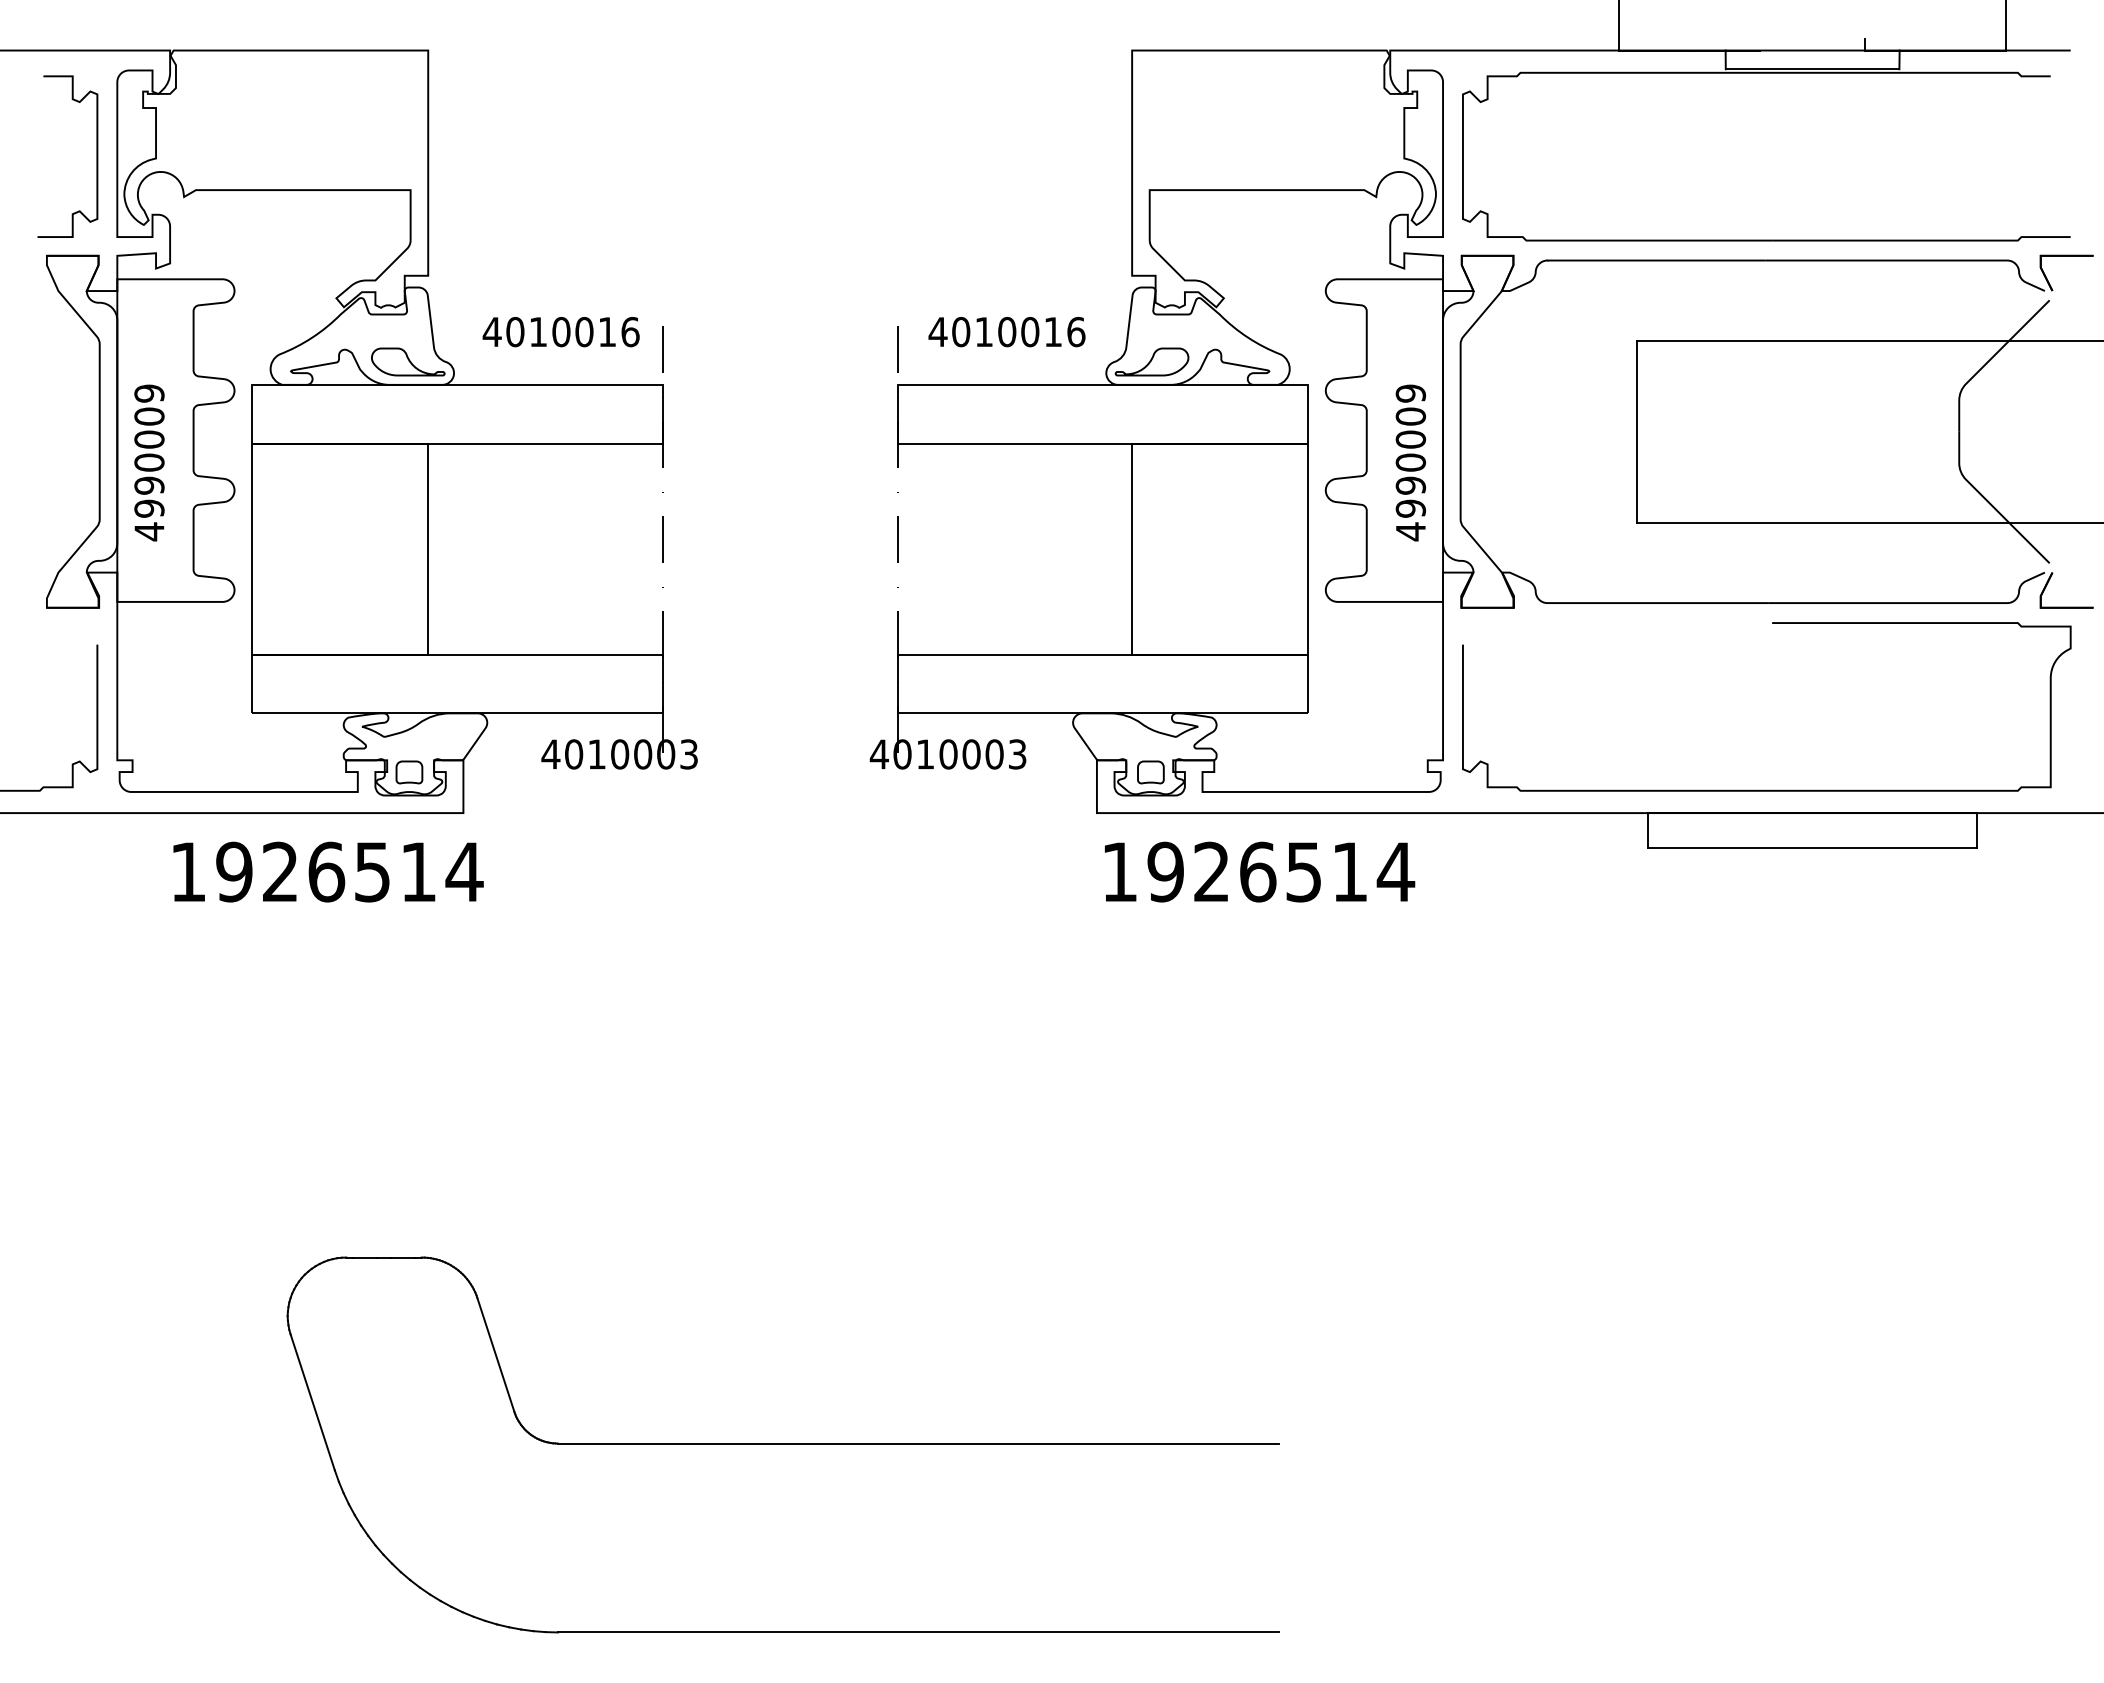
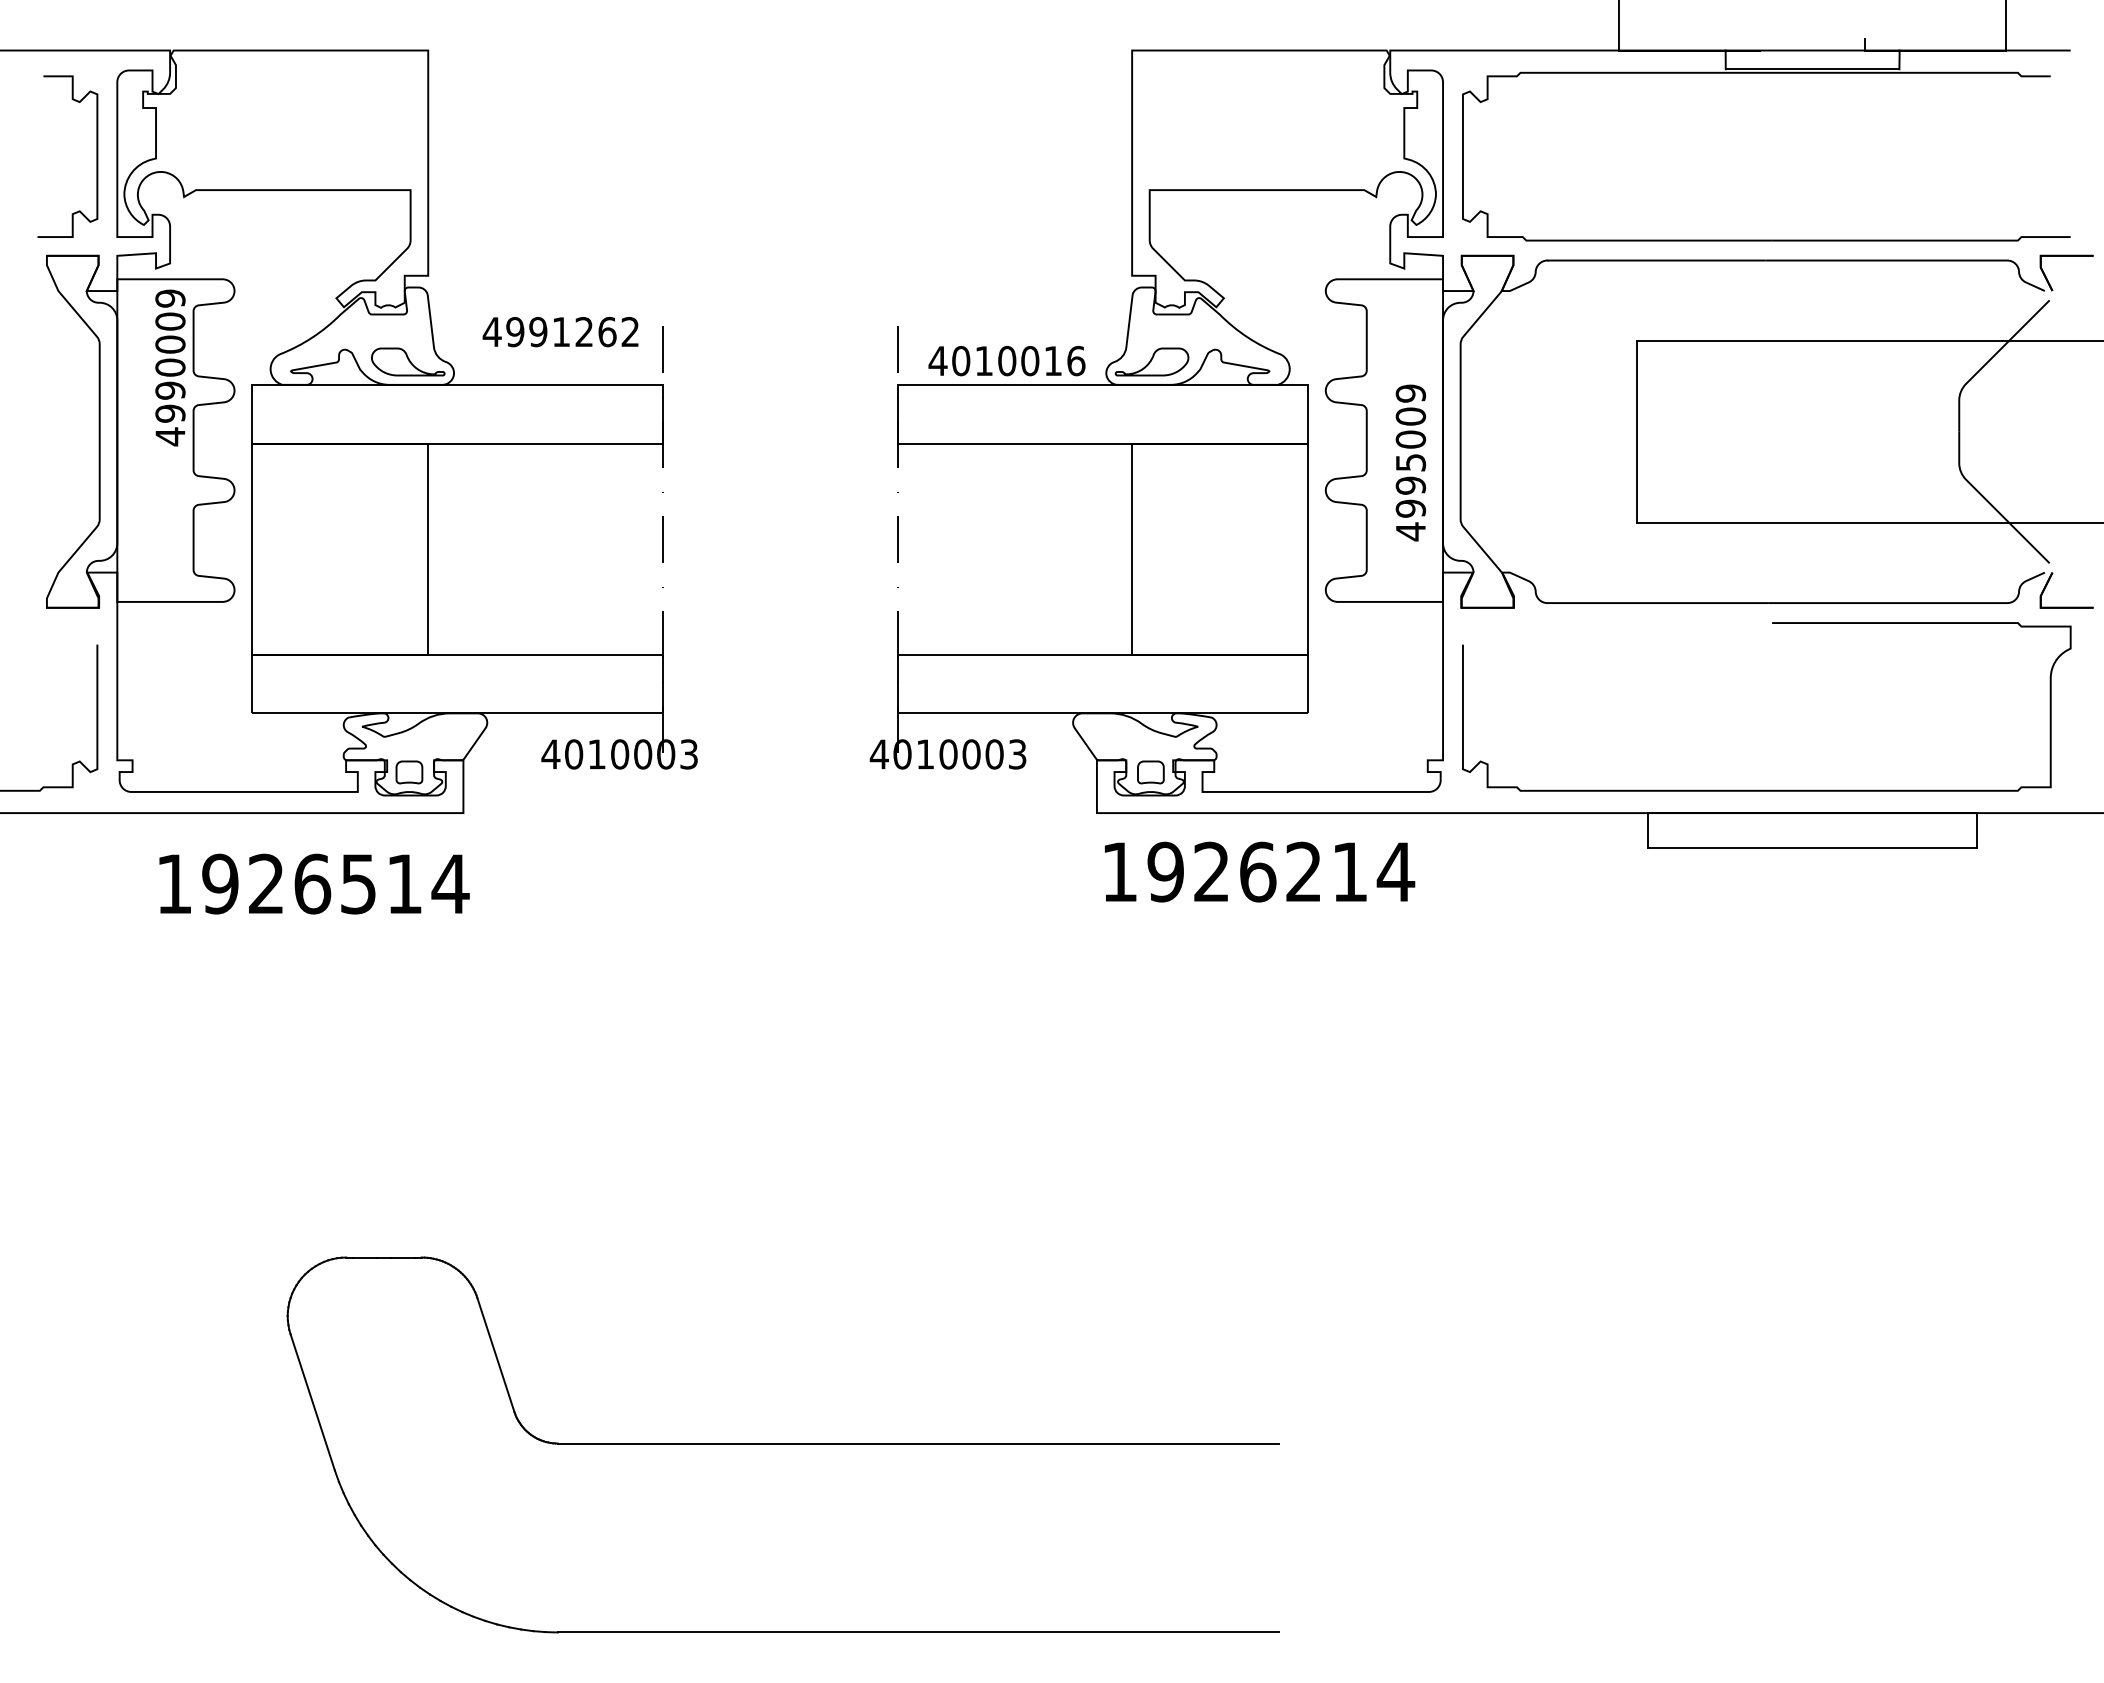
text: 4010016 -> 4991262 (572, 332)
text position: (1006, 332) -> (1006, 361) (1006, 361)
text position: (149, 462) -> (170, 367) (170, 367)
text: 4990009 -> 4995009 (1410, 462)
text position: (328, 871) -> (314, 883) (314, 883)
text: 1926514 -> 1926214 (1303, 871)
